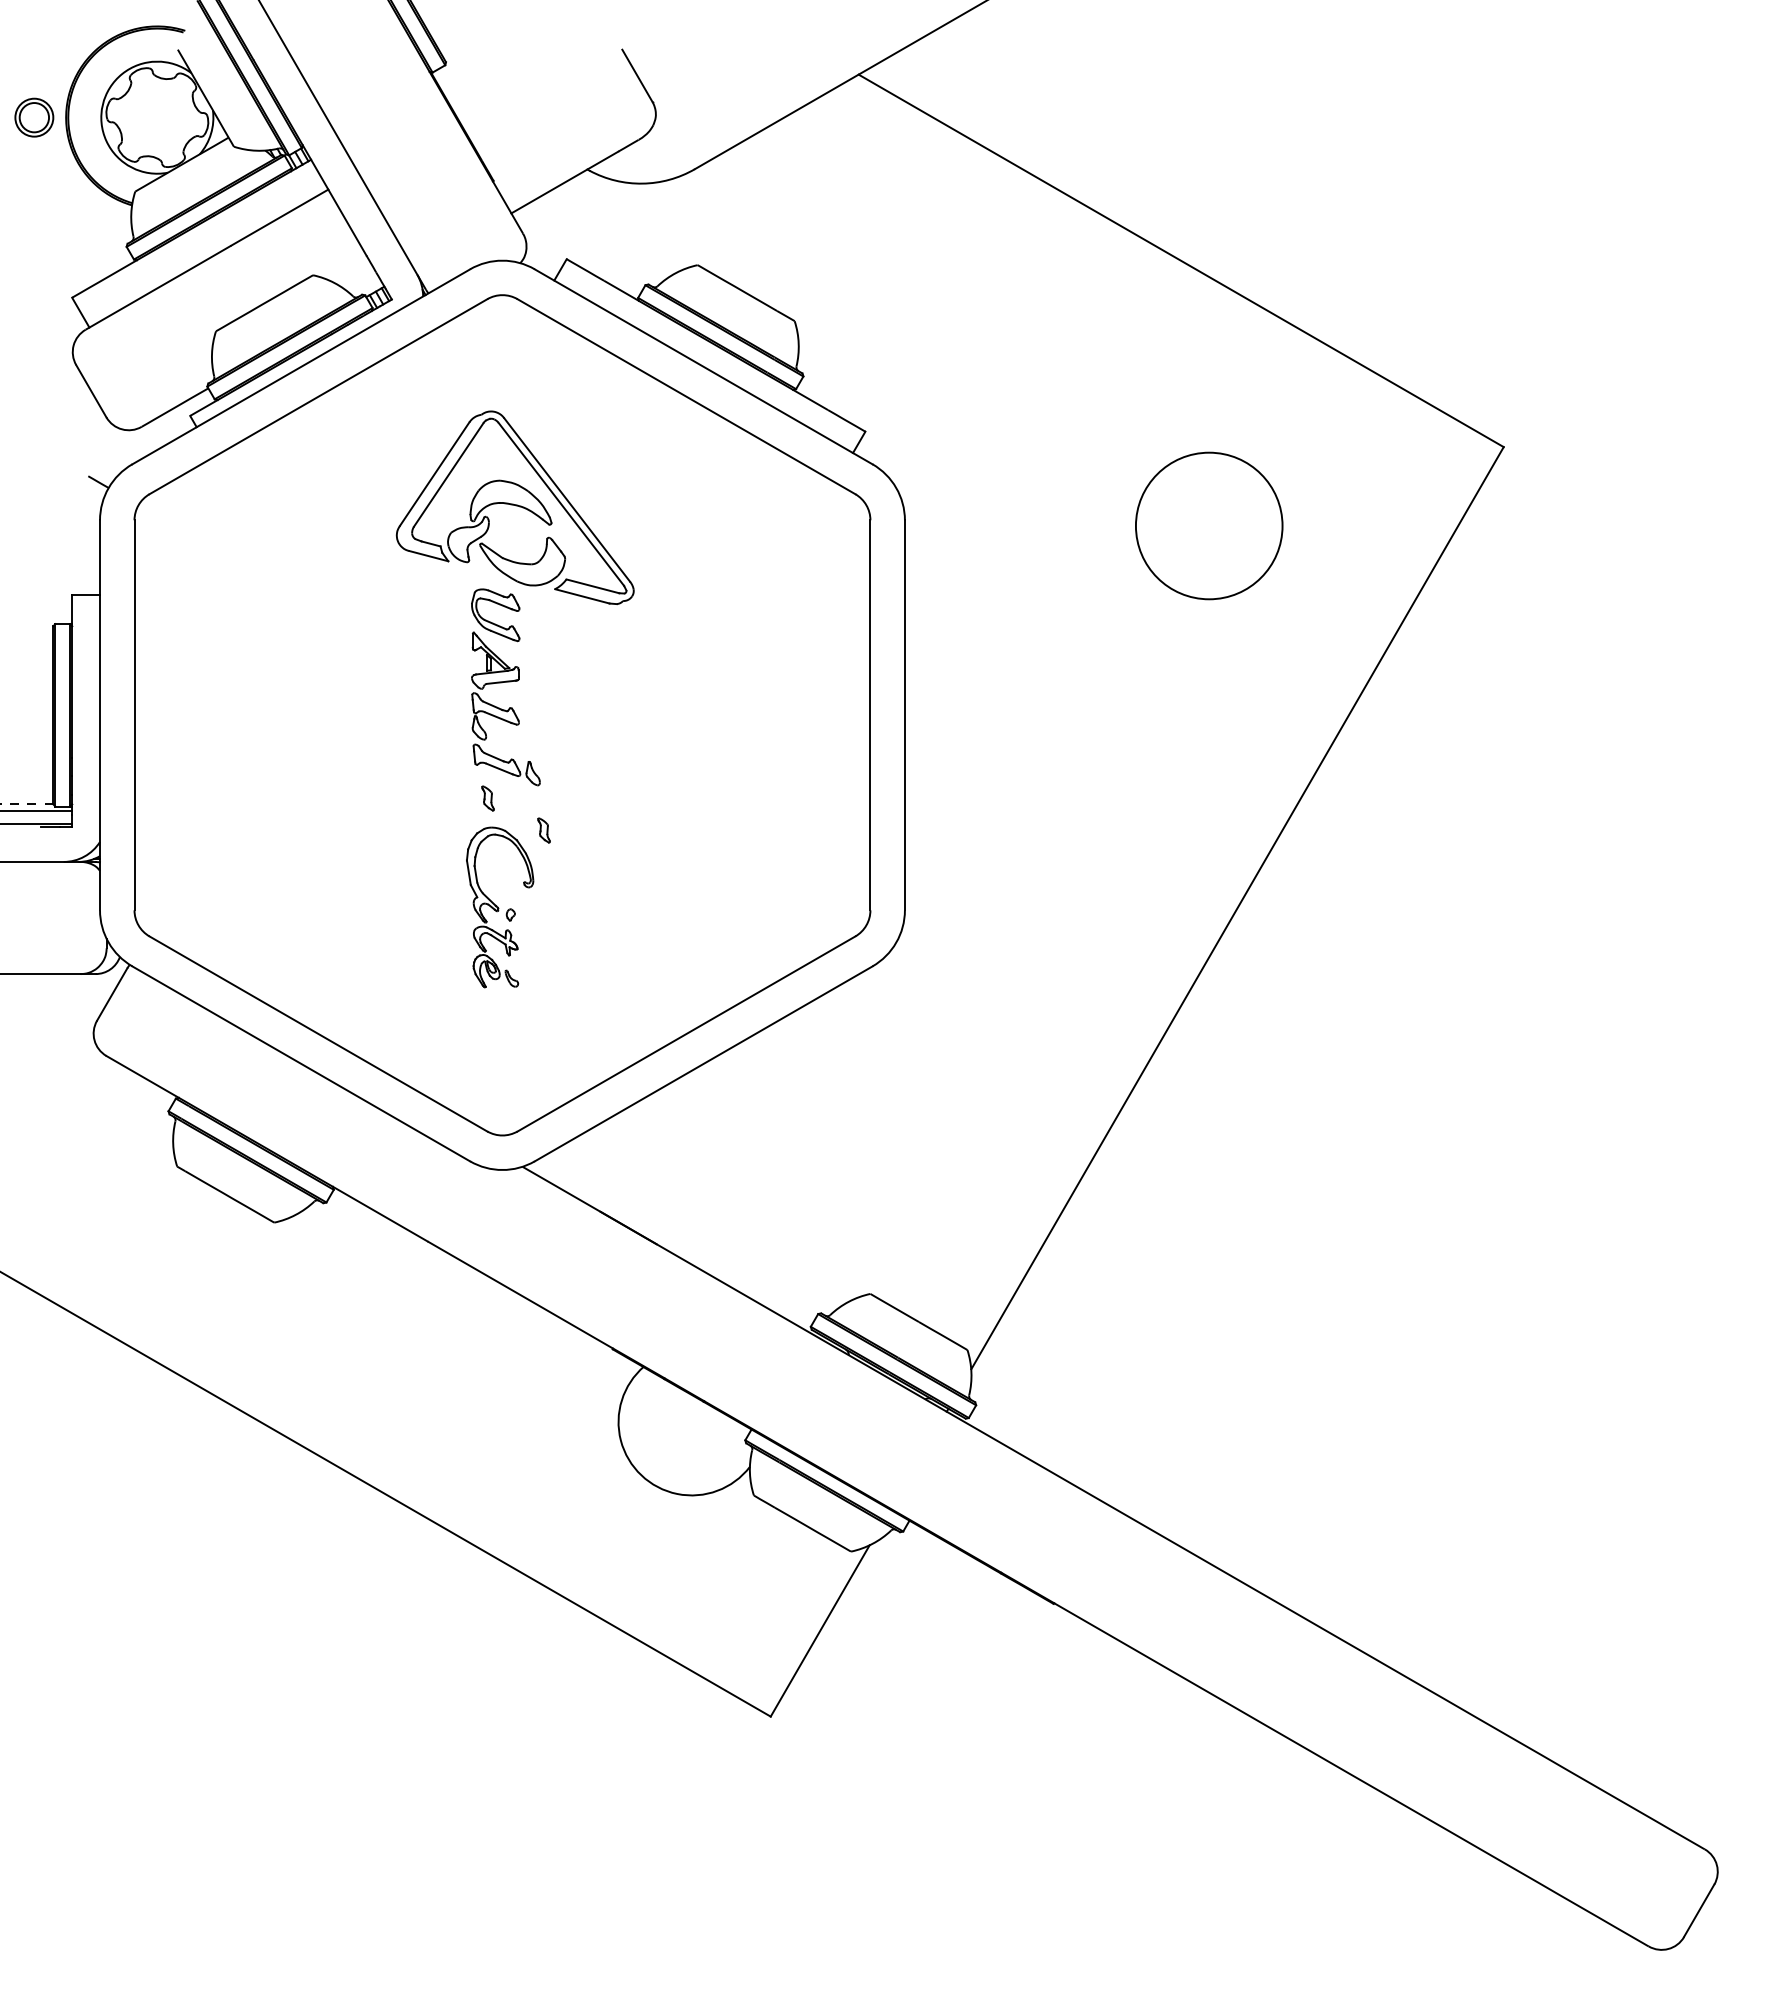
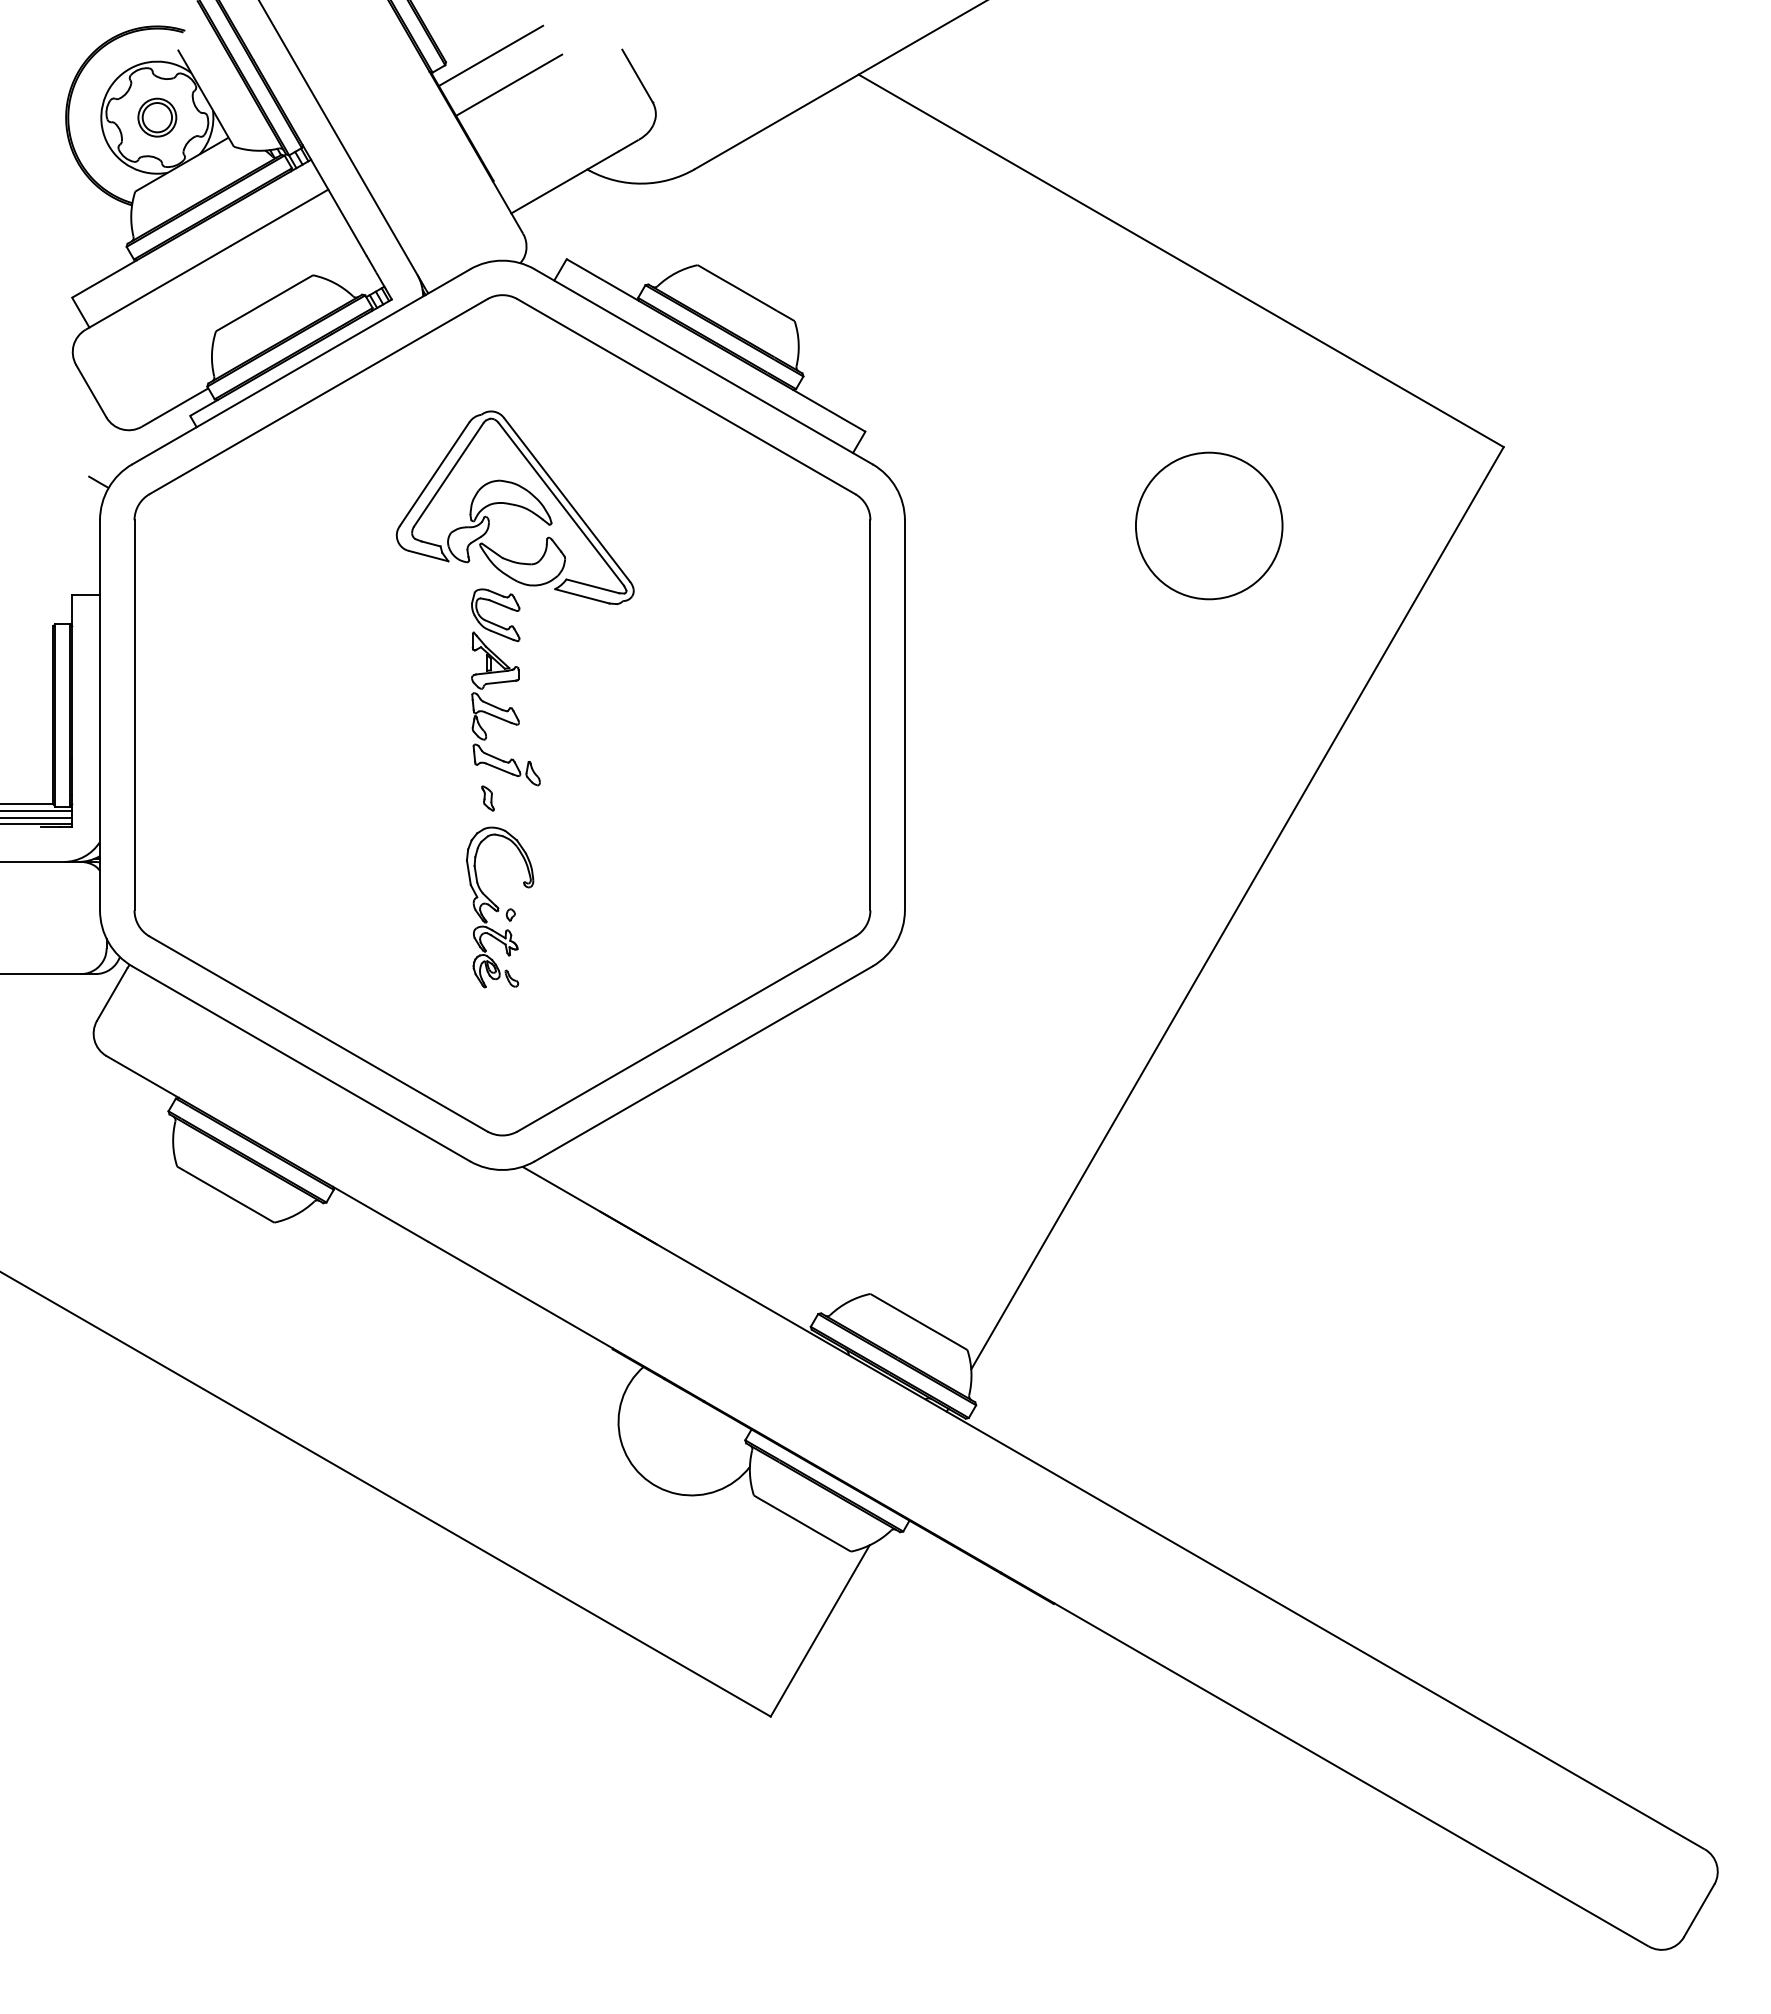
line: none -> present (490, 55)
line: none -> present (509, 84)
part position: (34, 117) -> (157, 117) (157, 117)
line: dashed -> solid (26, 803)
line: none -> present (37, 817)
part: present -> none (543, 830)
